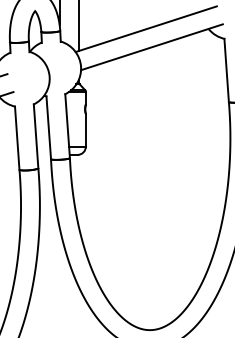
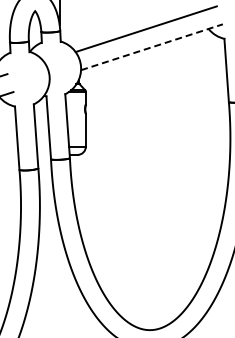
line: present -> none (78, 26)
line: solid -> dashed (151, 47)
